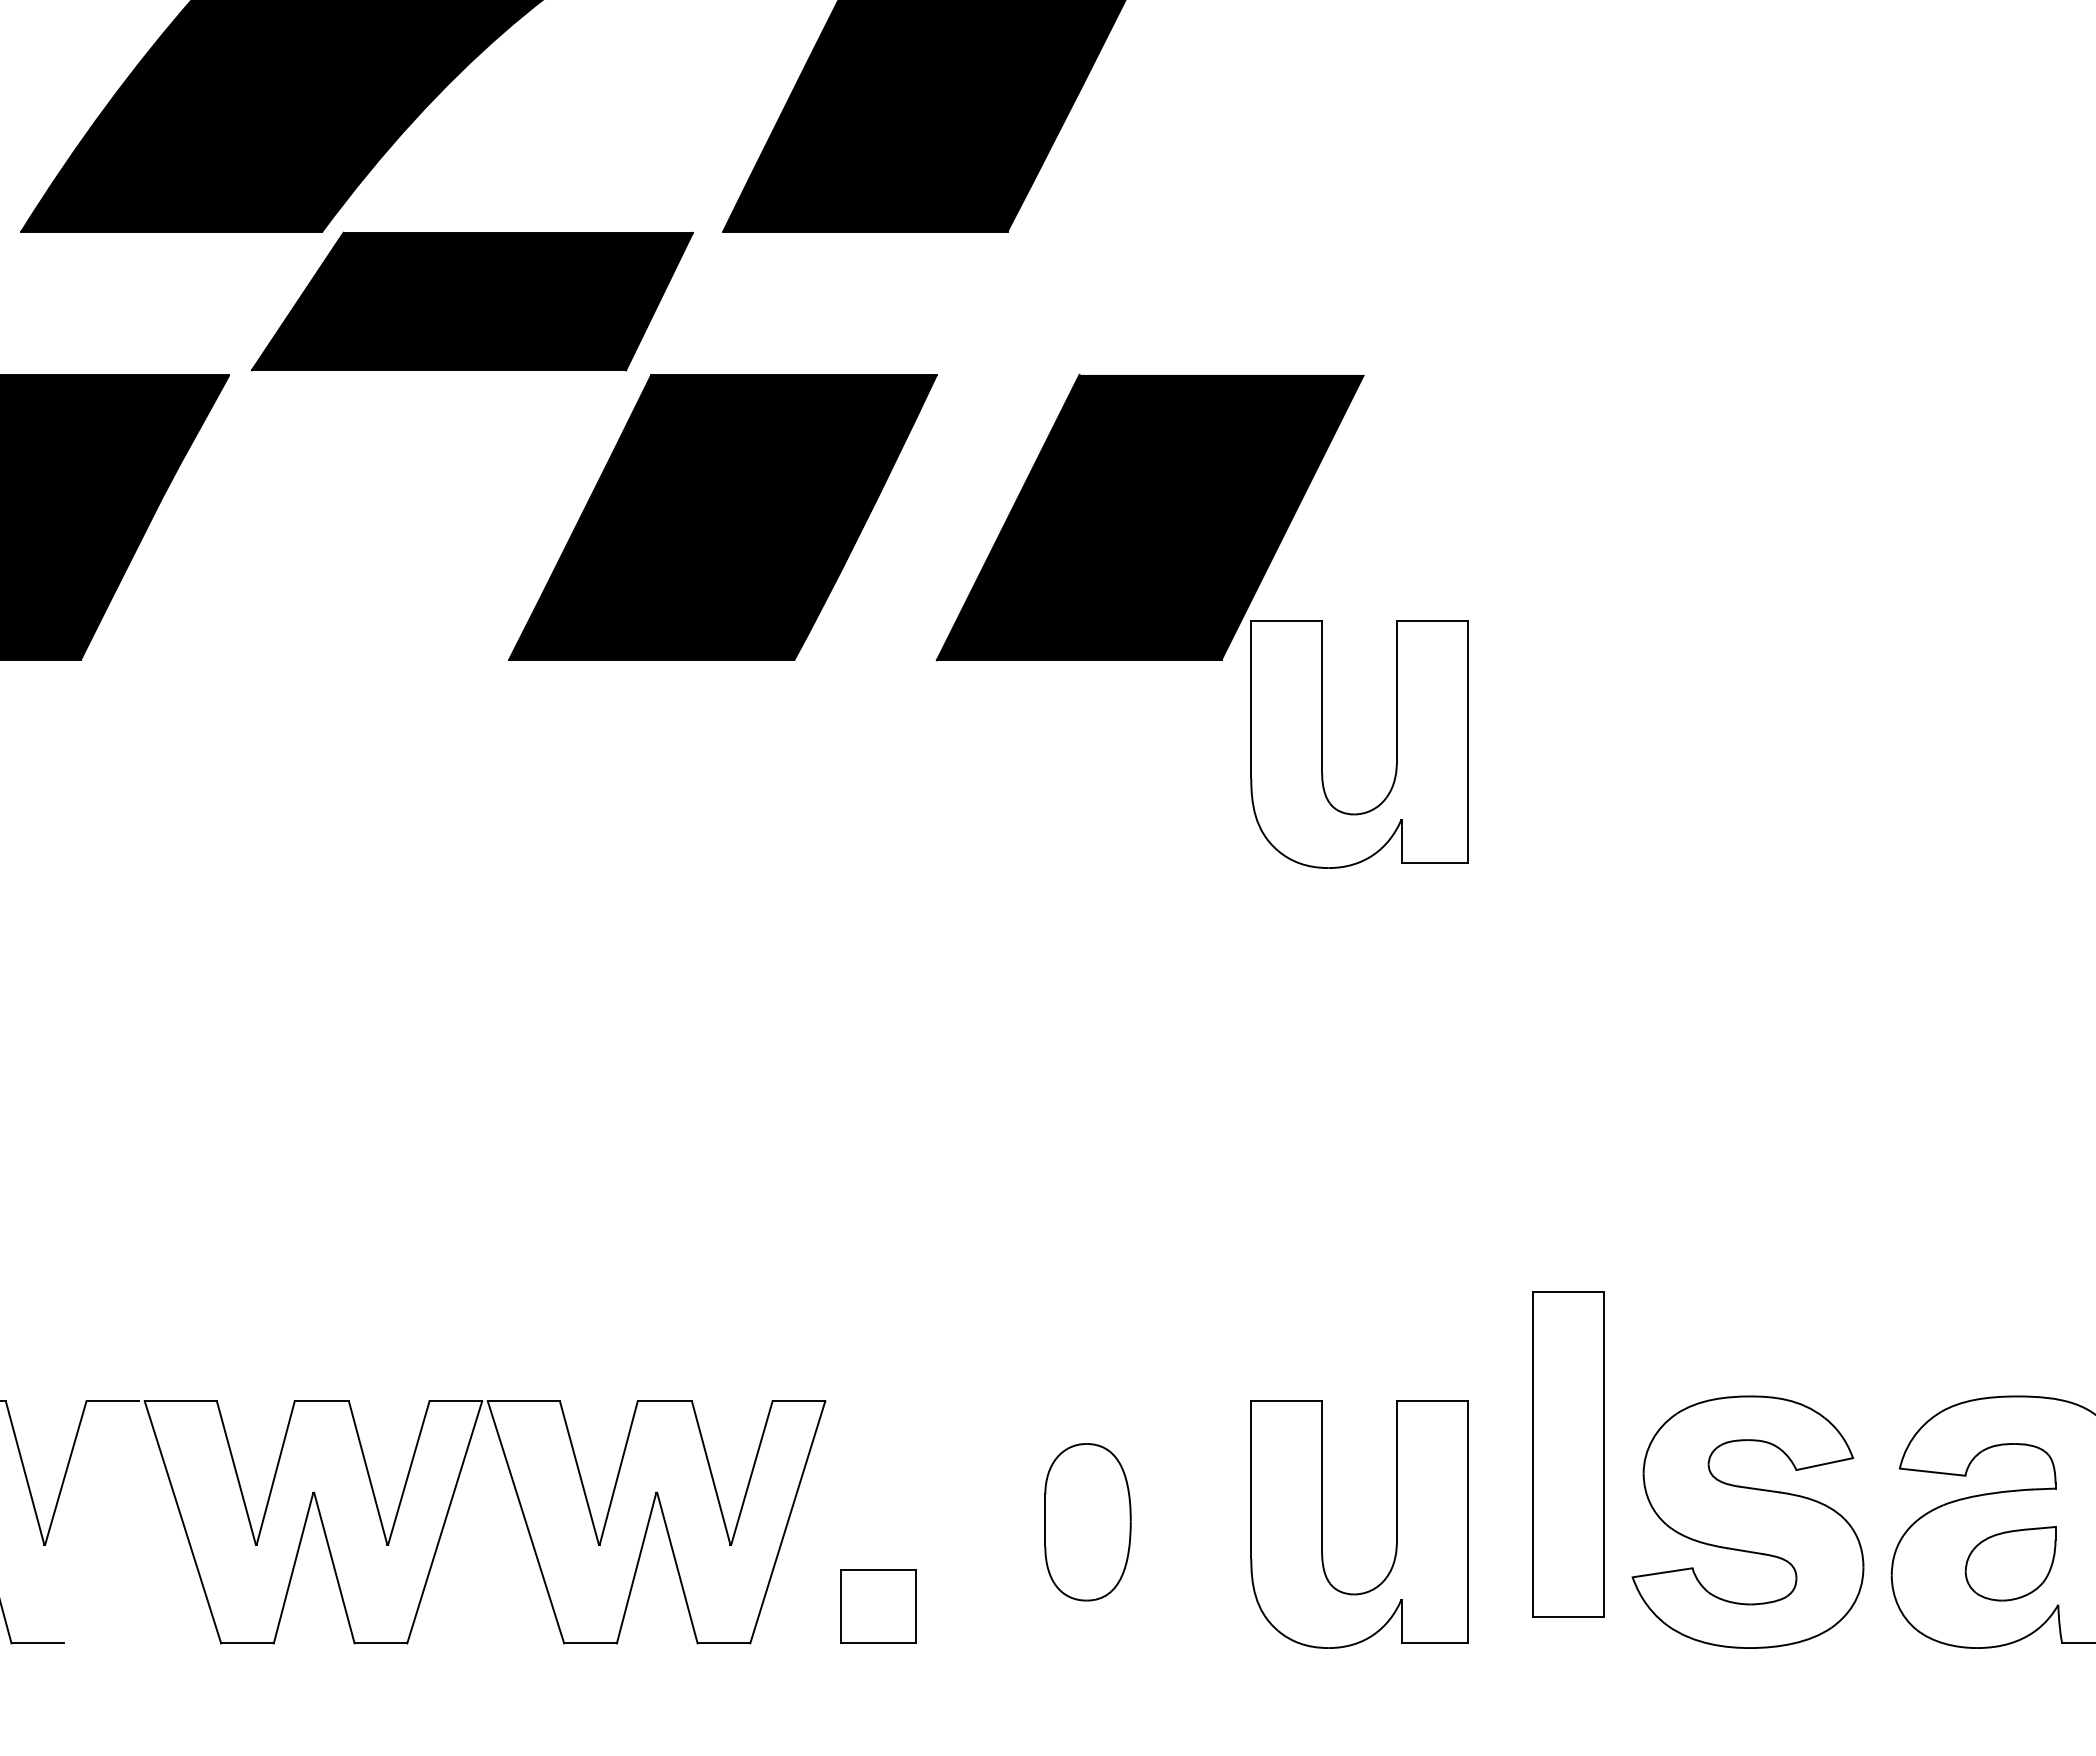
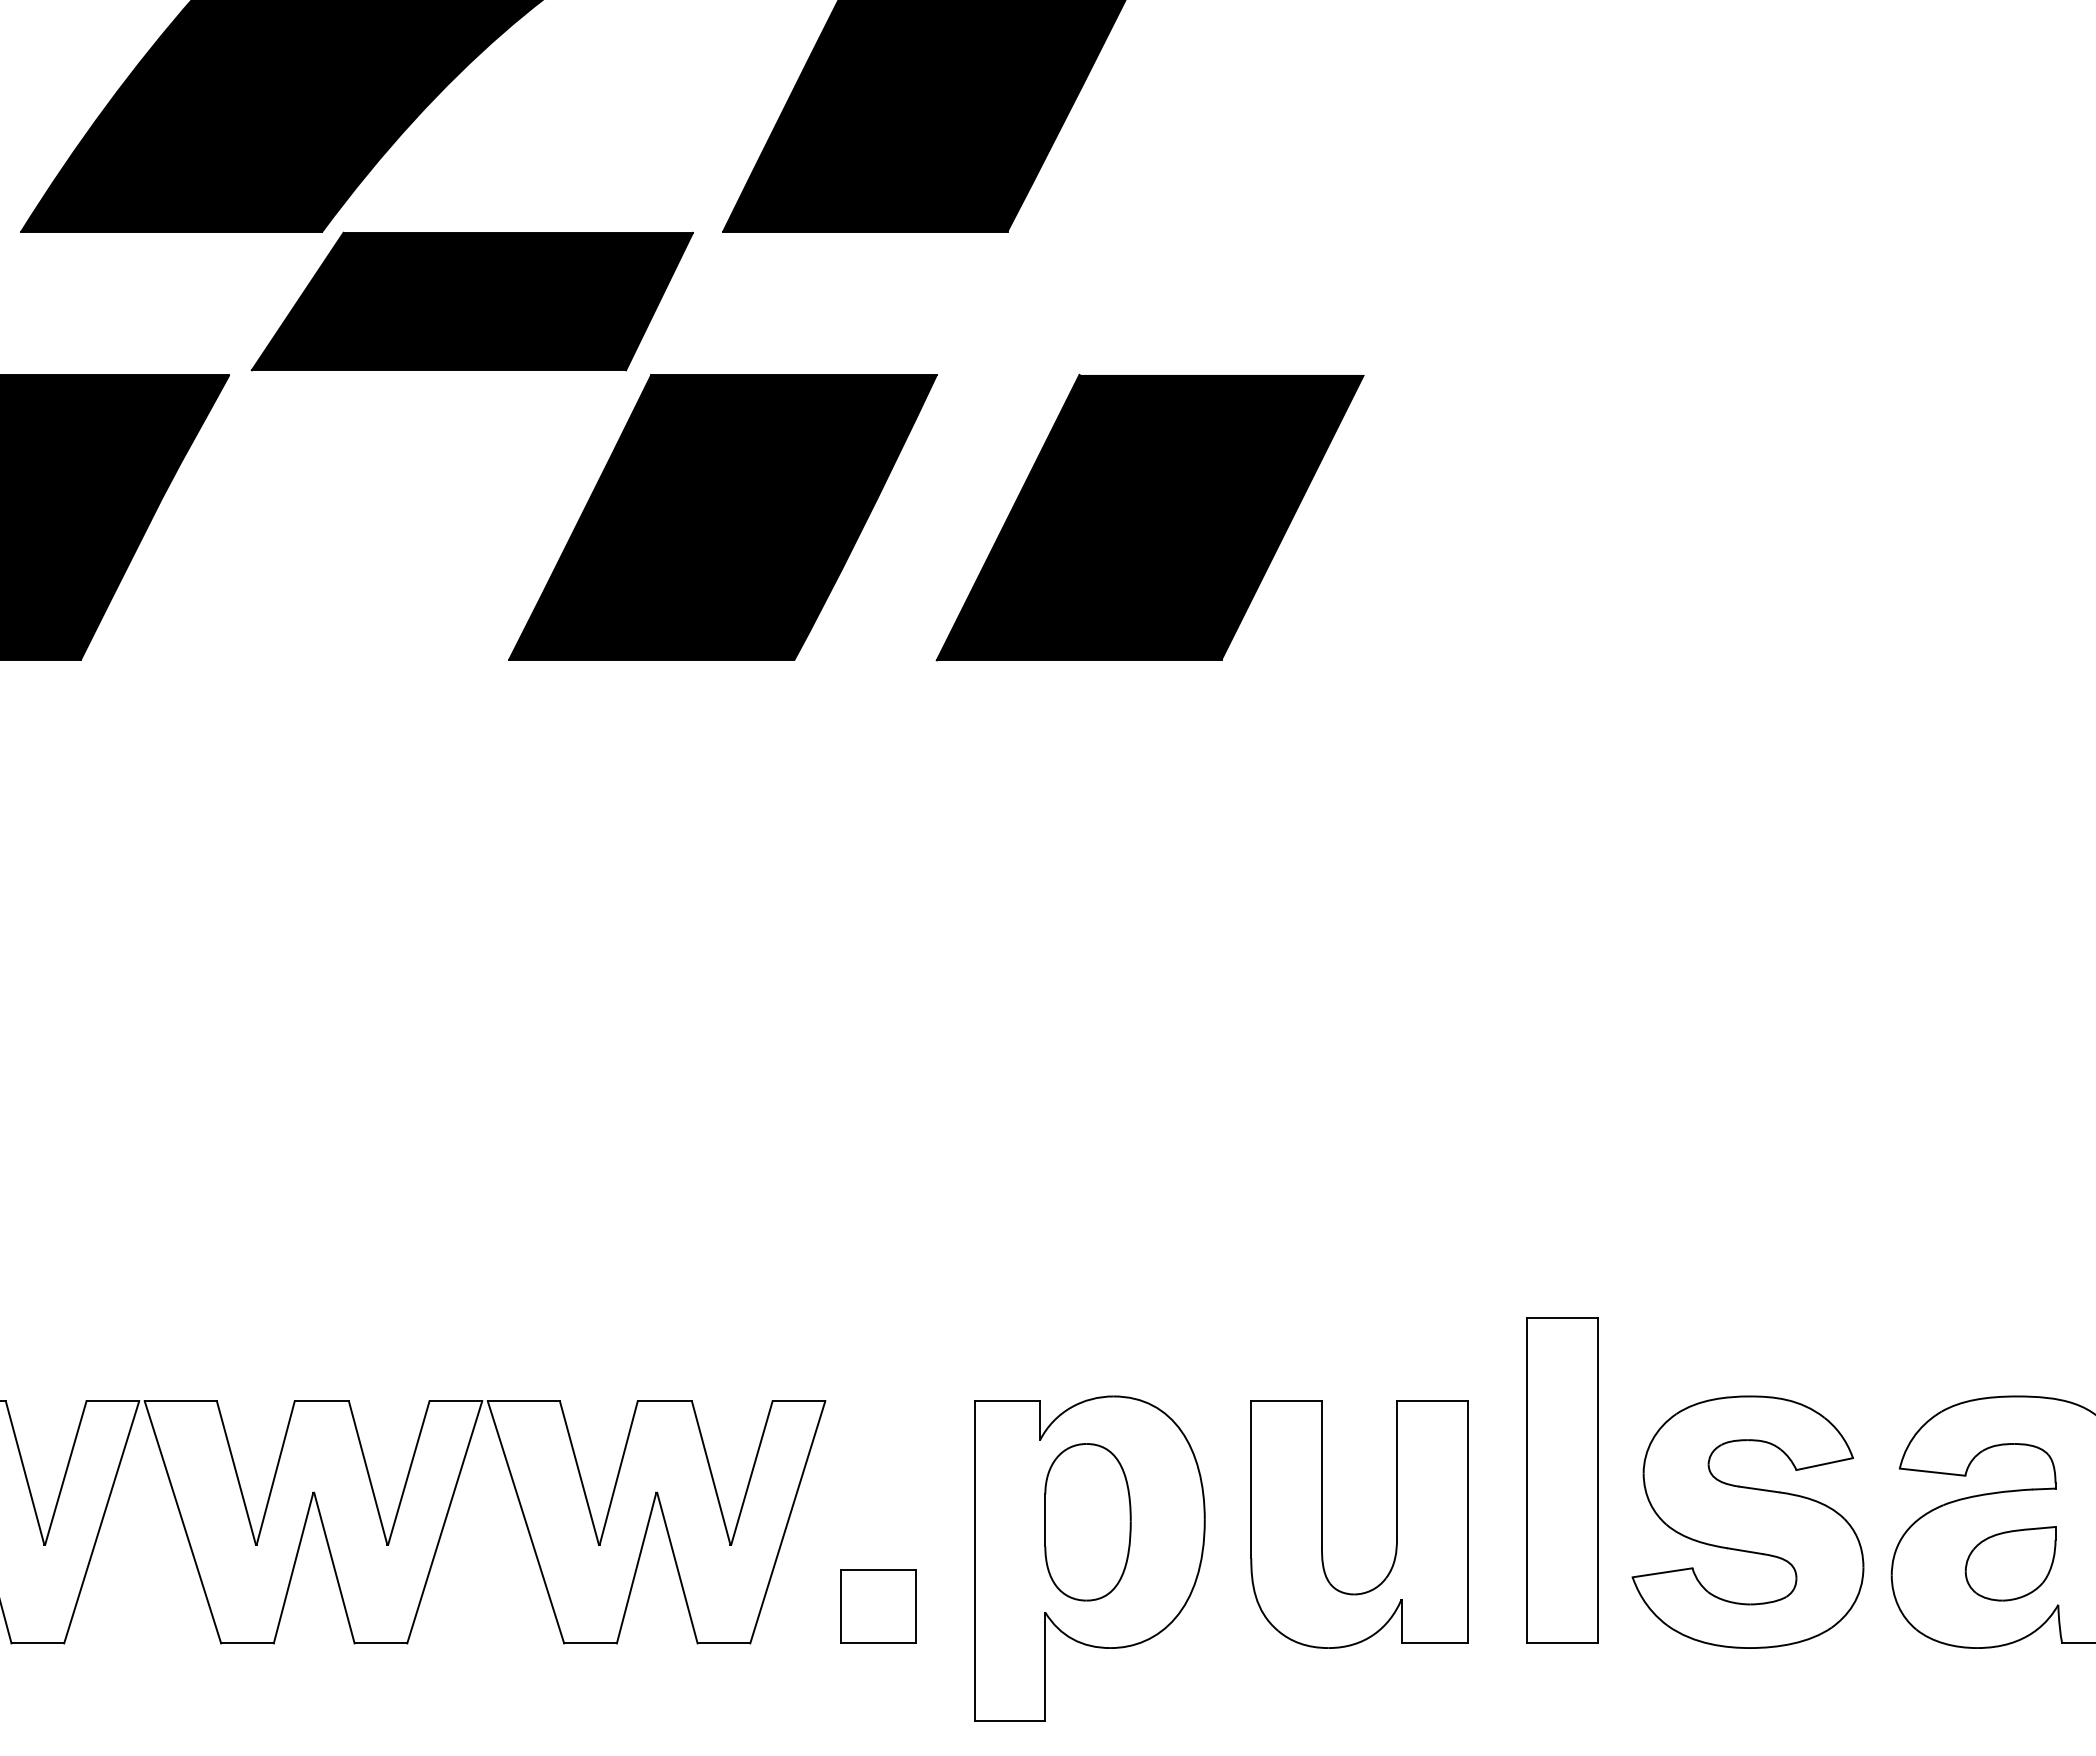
part: present -> none (1322, 744)
part position: (1568, 1454) -> (1562, 1480) (1562, 1480)
line: none -> present (101, 1522)
part: none -> present (1089, 1558)
